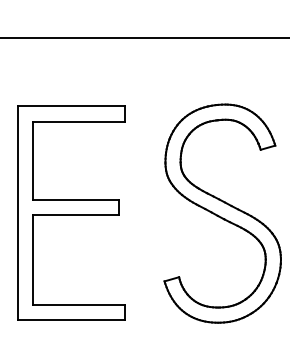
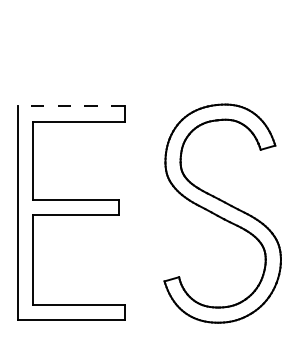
line: present -> none (144, 38)
line: solid -> dashed (70, 106)
